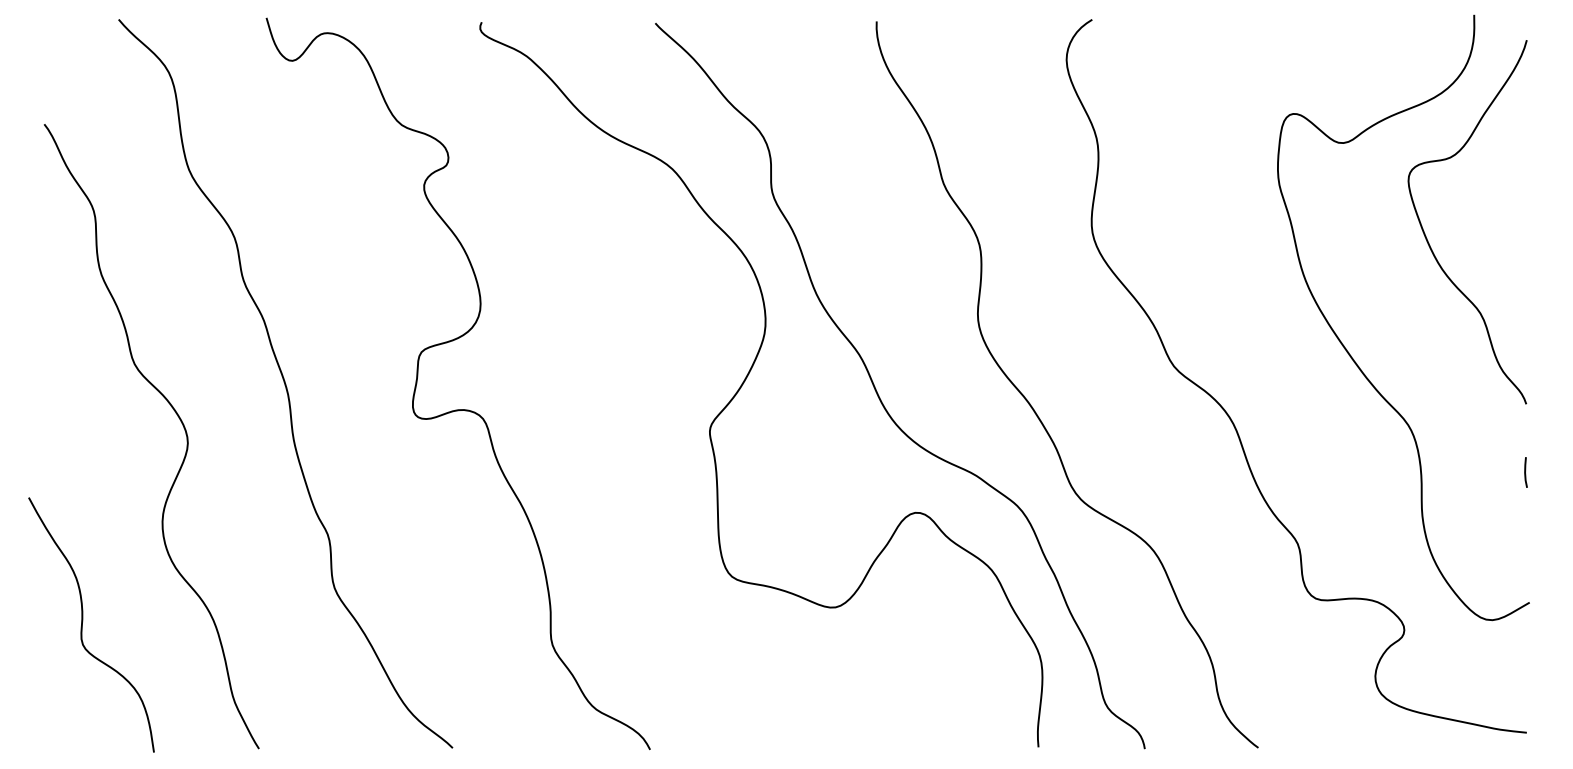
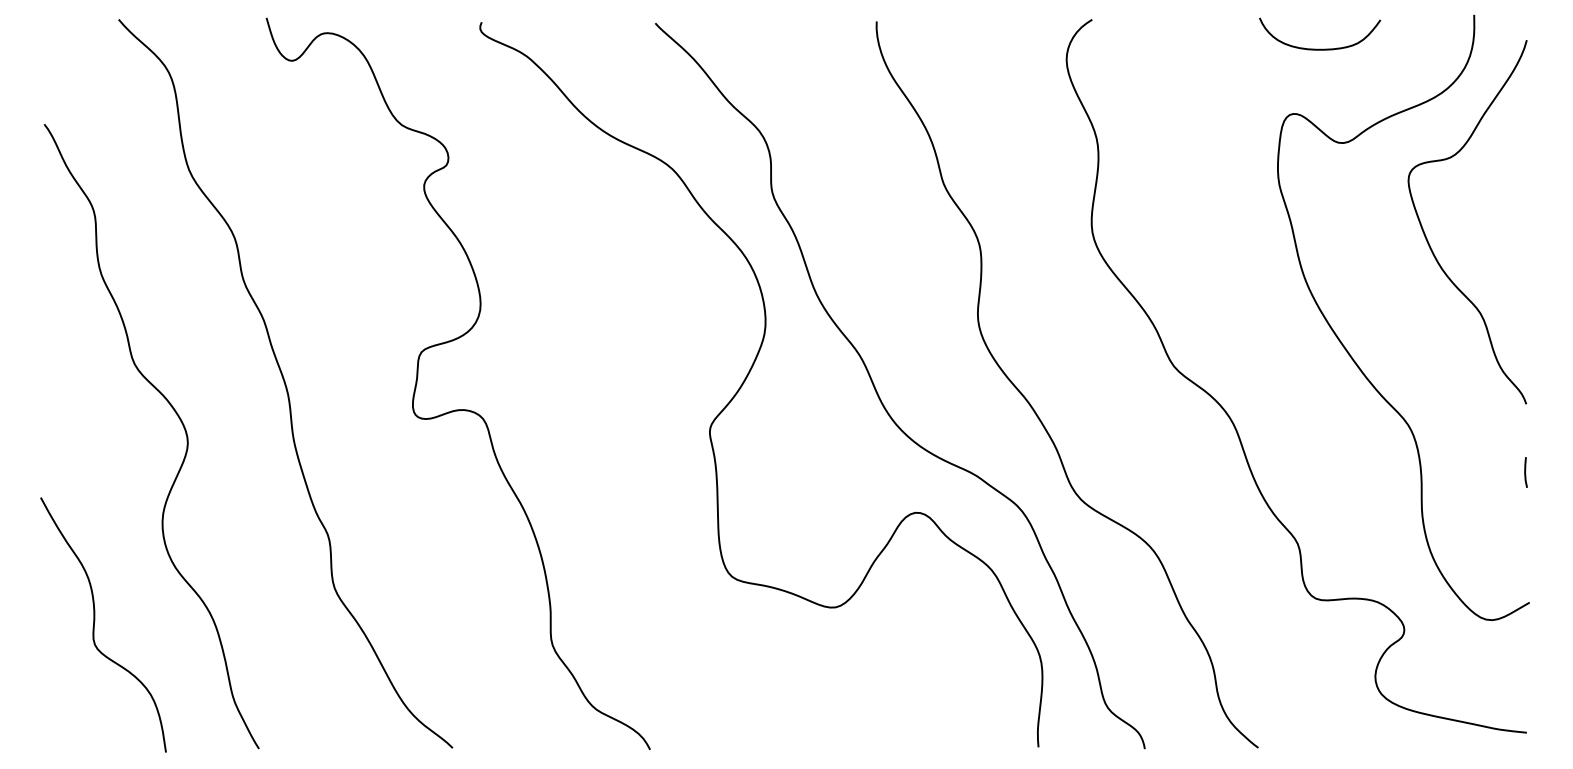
curve: none -> present (1320, 48)
curve position: (83, 621) -> (95, 621) (95, 621)
